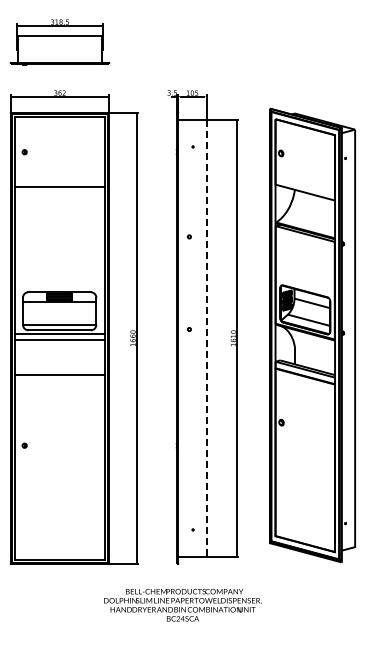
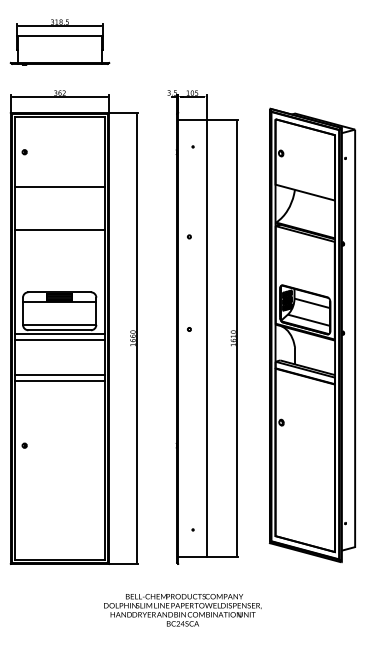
line: none -> present (59, 229)
line: dashed -> solid (206, 338)
line: none -> present (59, 380)
text position: (182, 605) -> (182, 610) (182, 610)
